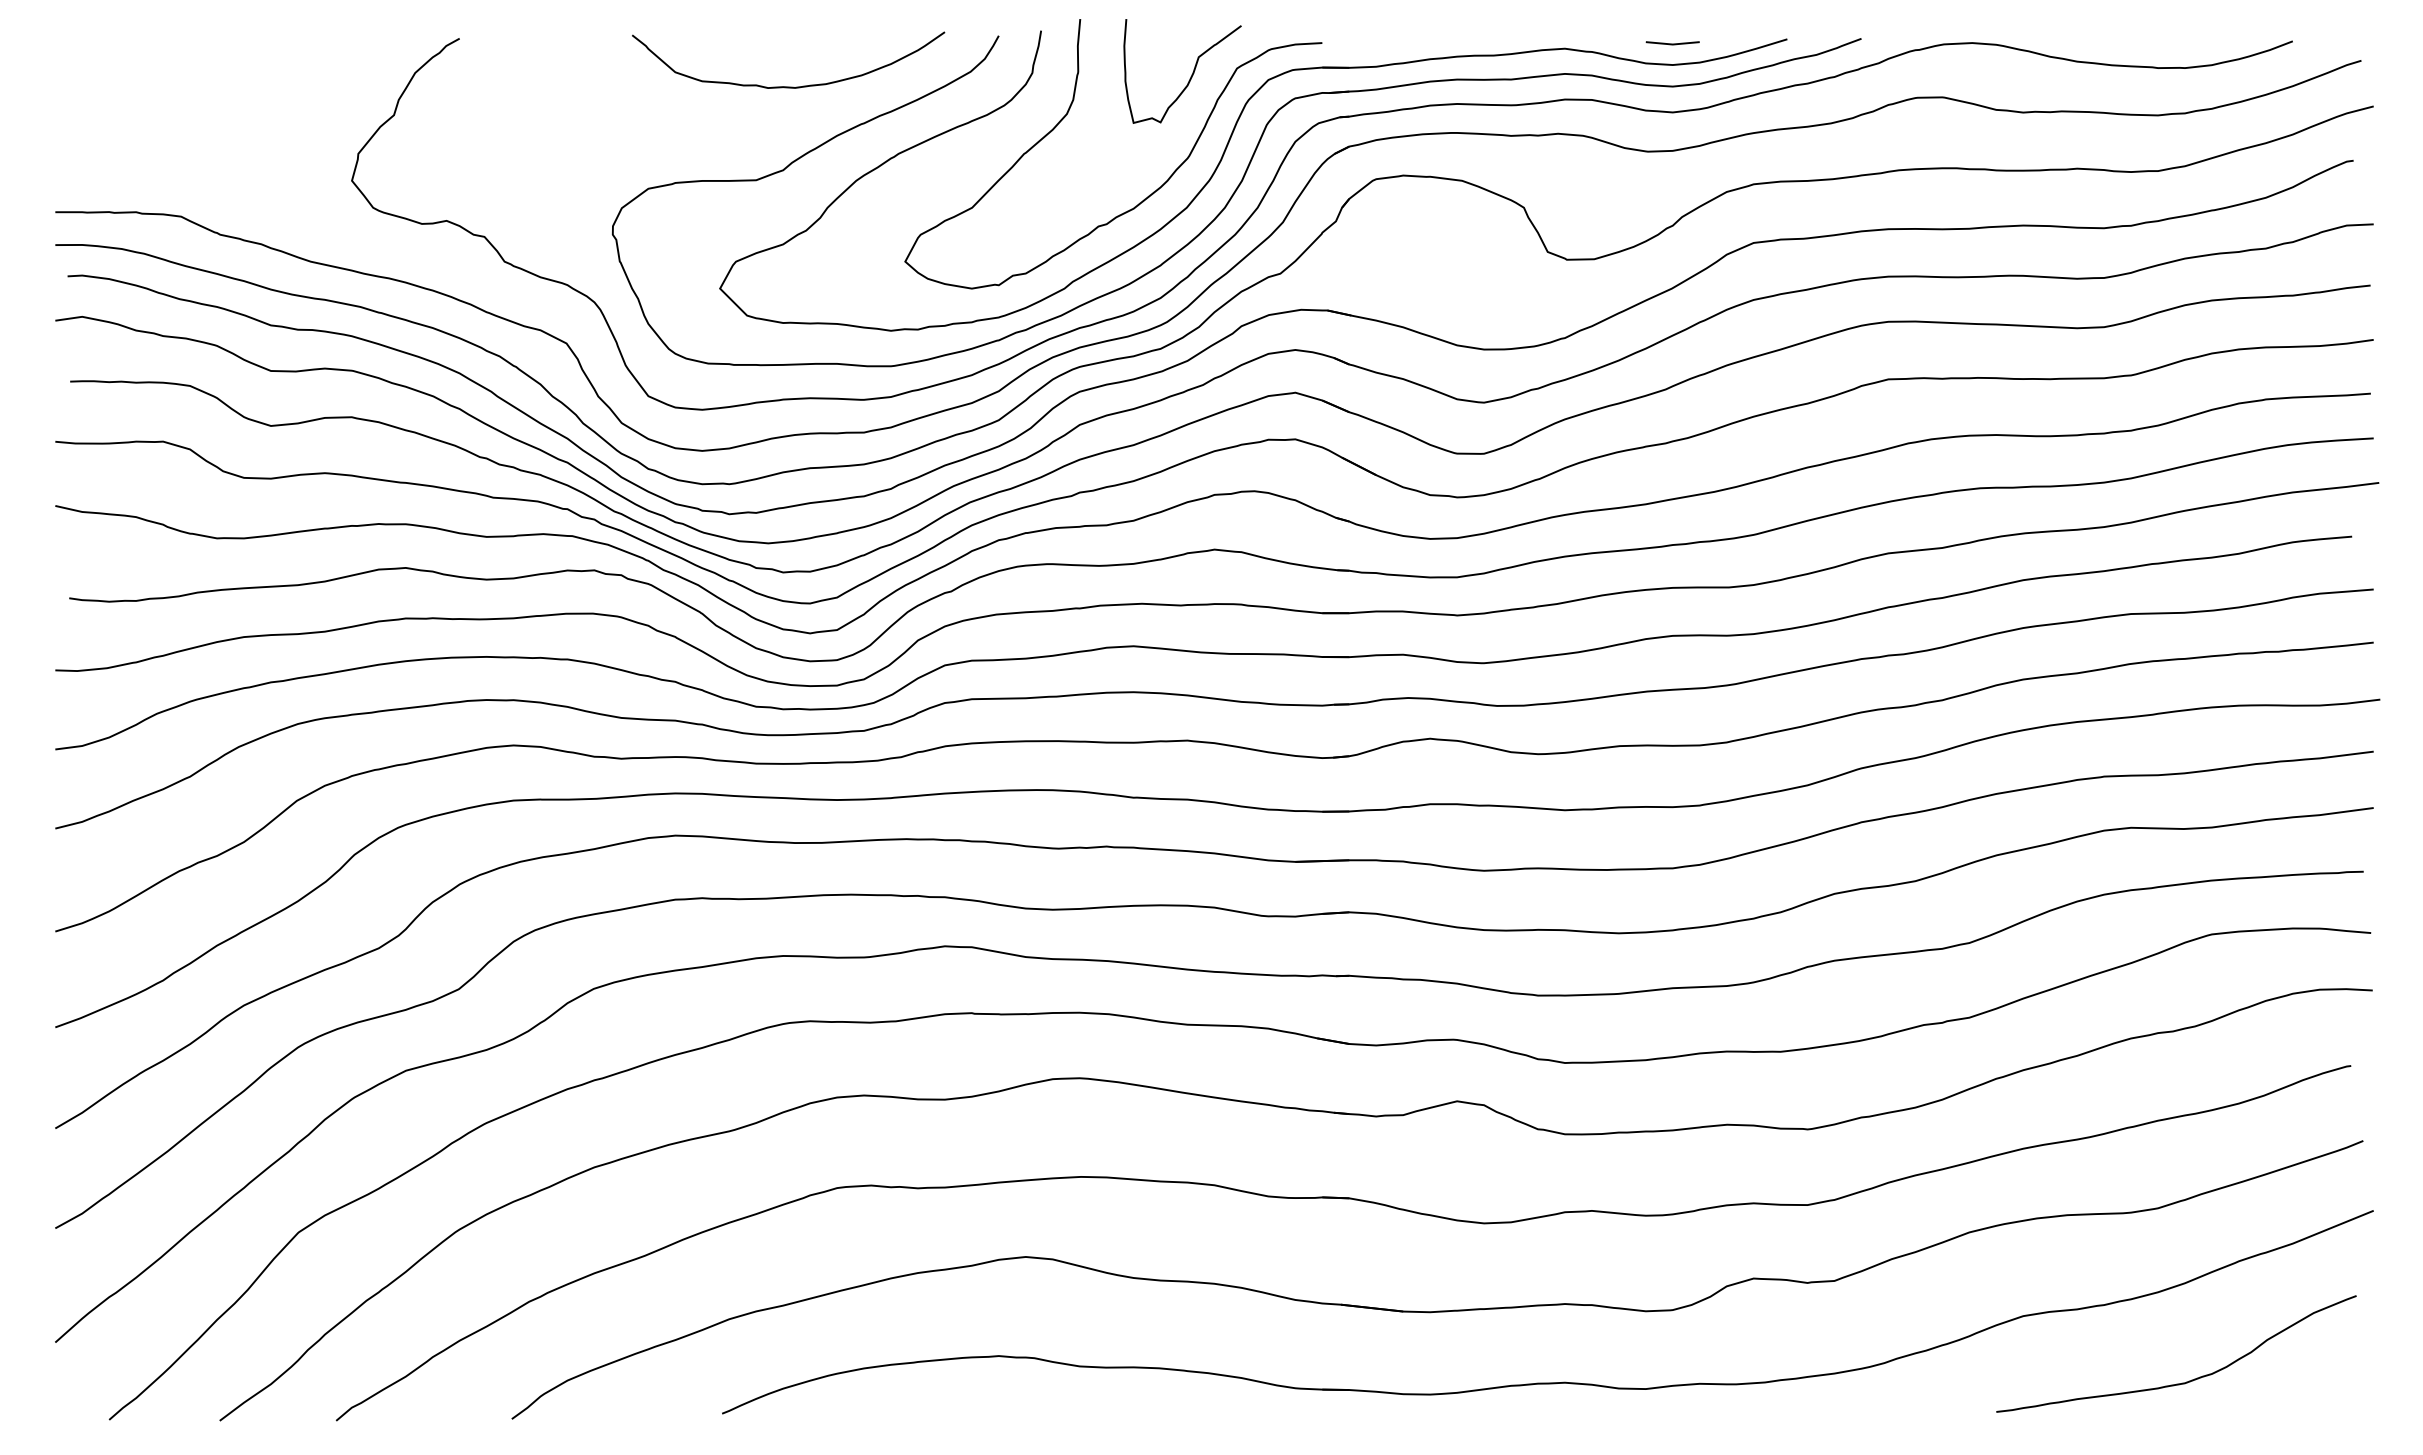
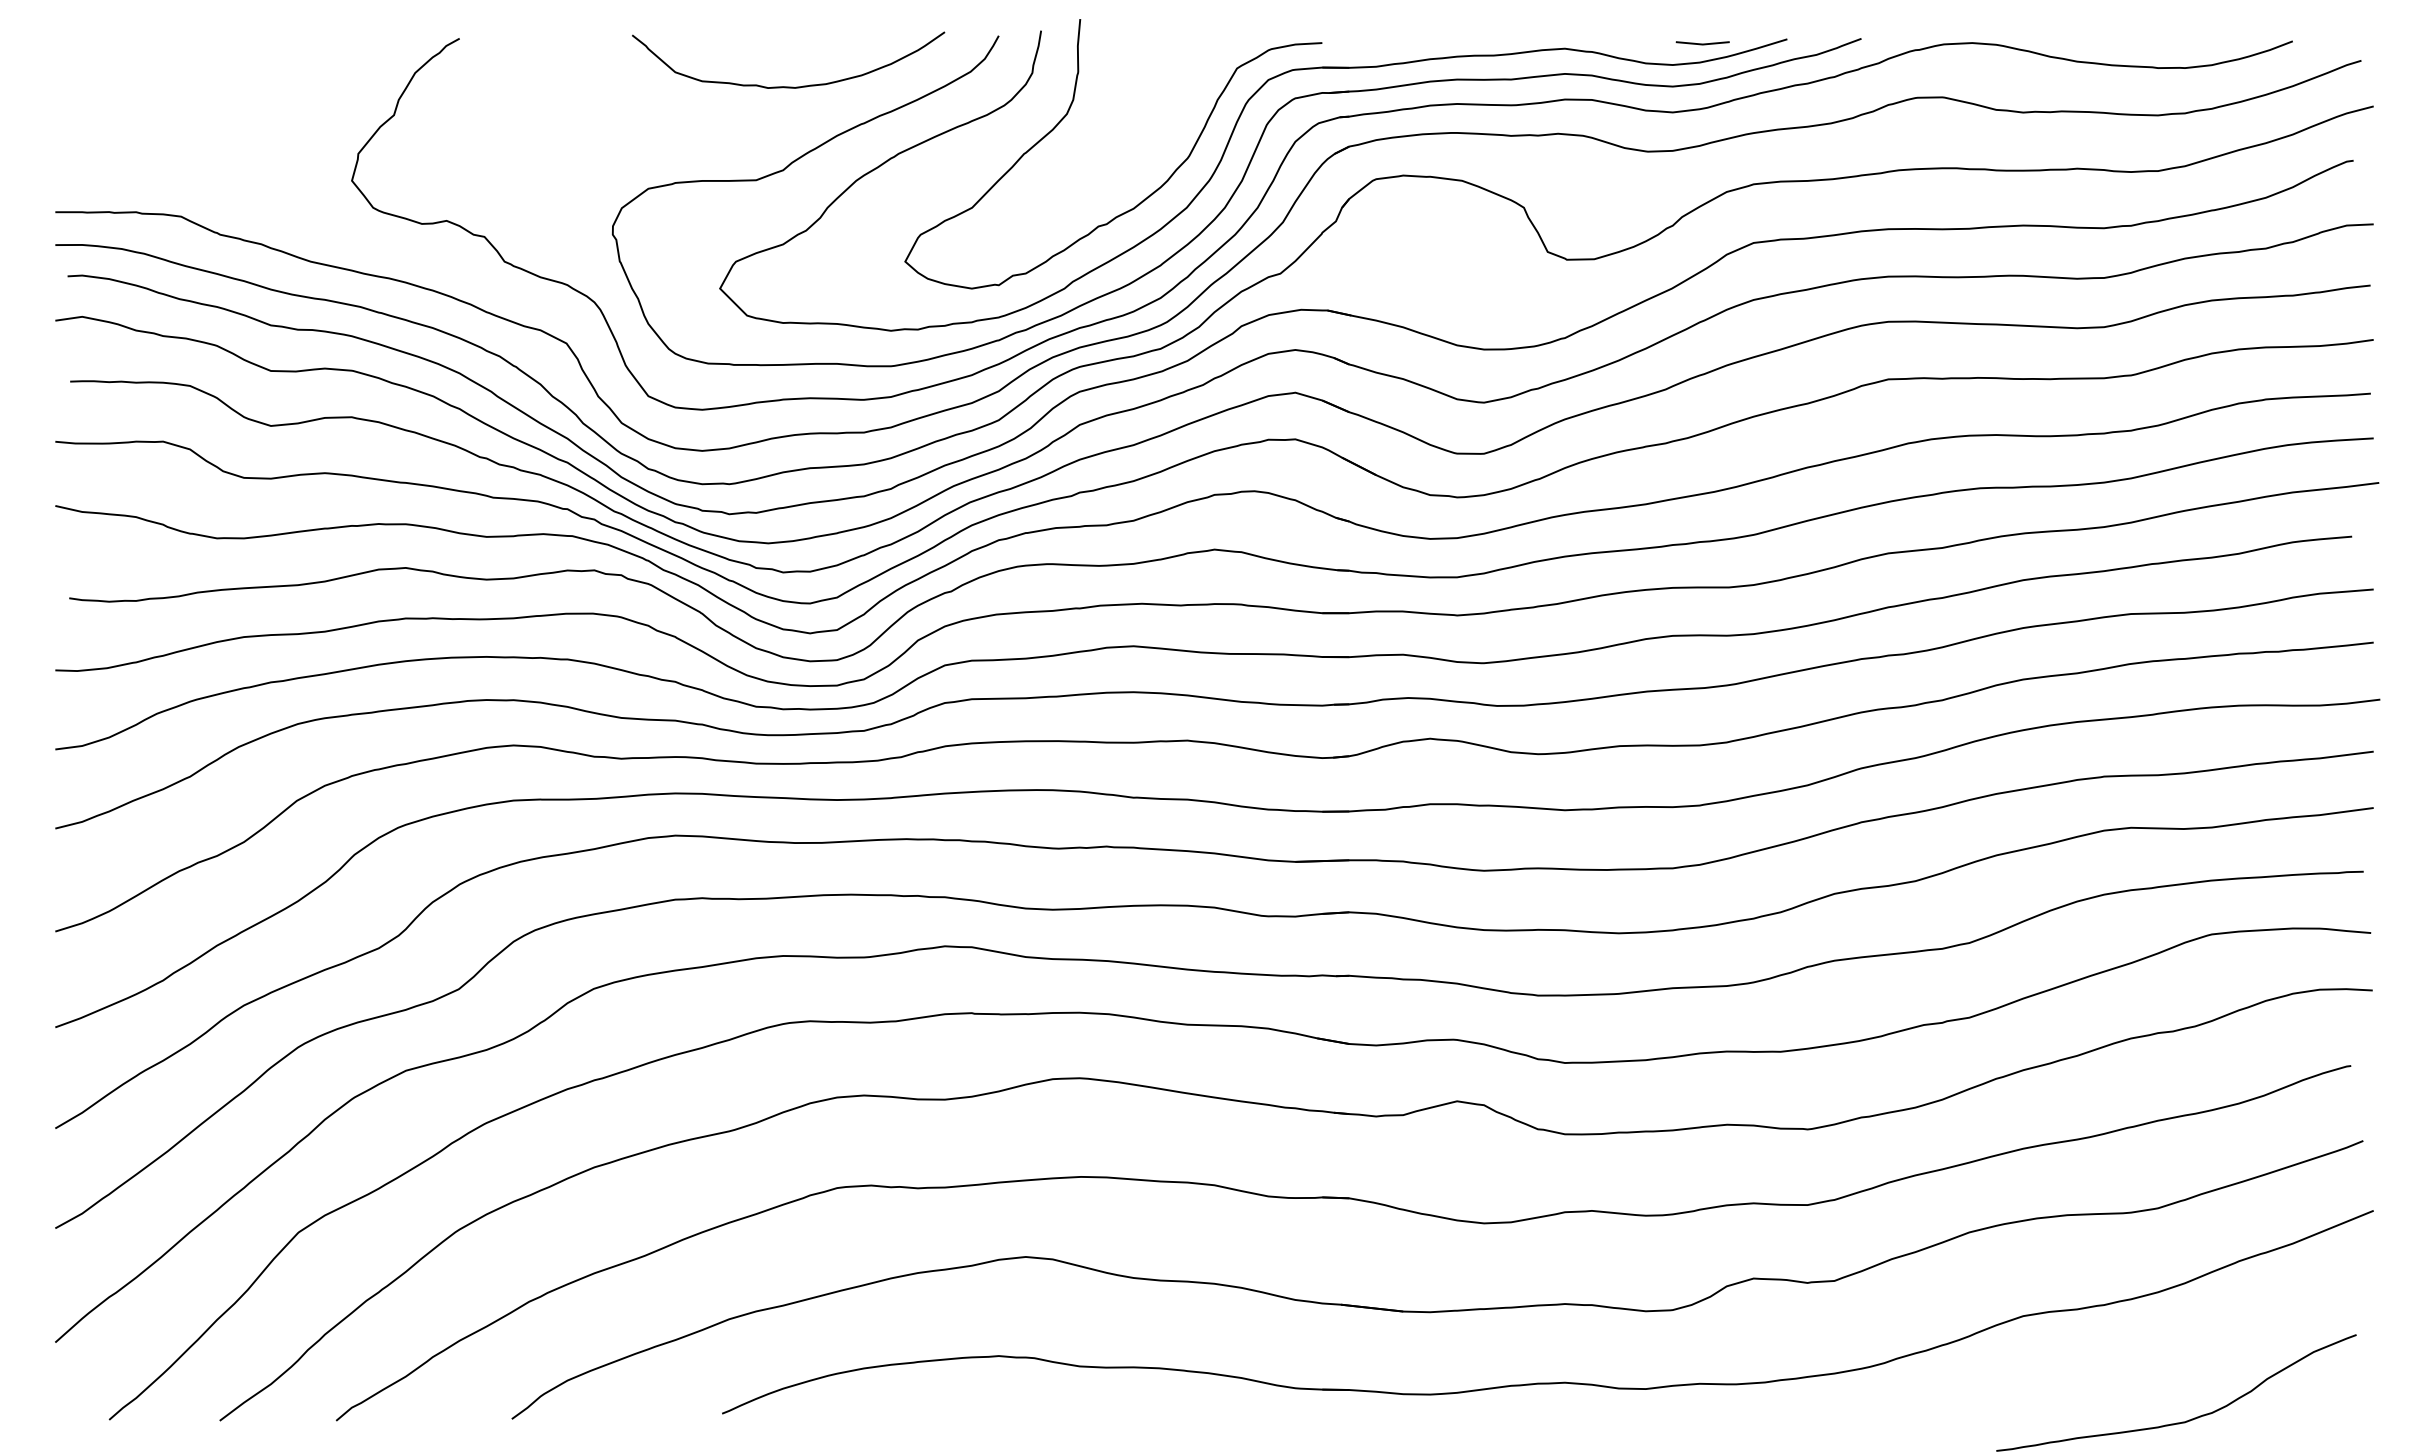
line position: (1672, 43) -> (1702, 43) (1702, 43)
curve: present -> none (1190, 76)
curve position: (2182, 1382) -> (2182, 1421) (2182, 1421)
